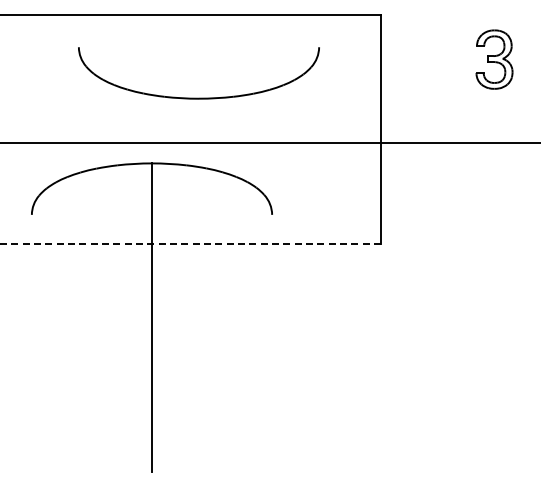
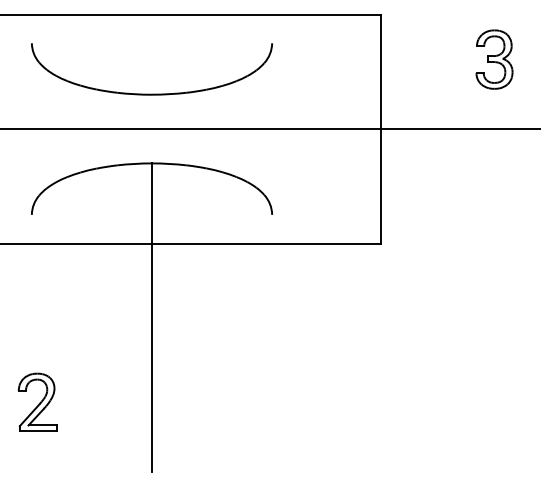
part position: (198, 97) -> (151, 93) (151, 93)
line position: (269, 143) -> (269, 129) (269, 129)
line: dashed -> solid (189, 243)
part: none -> present (37, 401)
